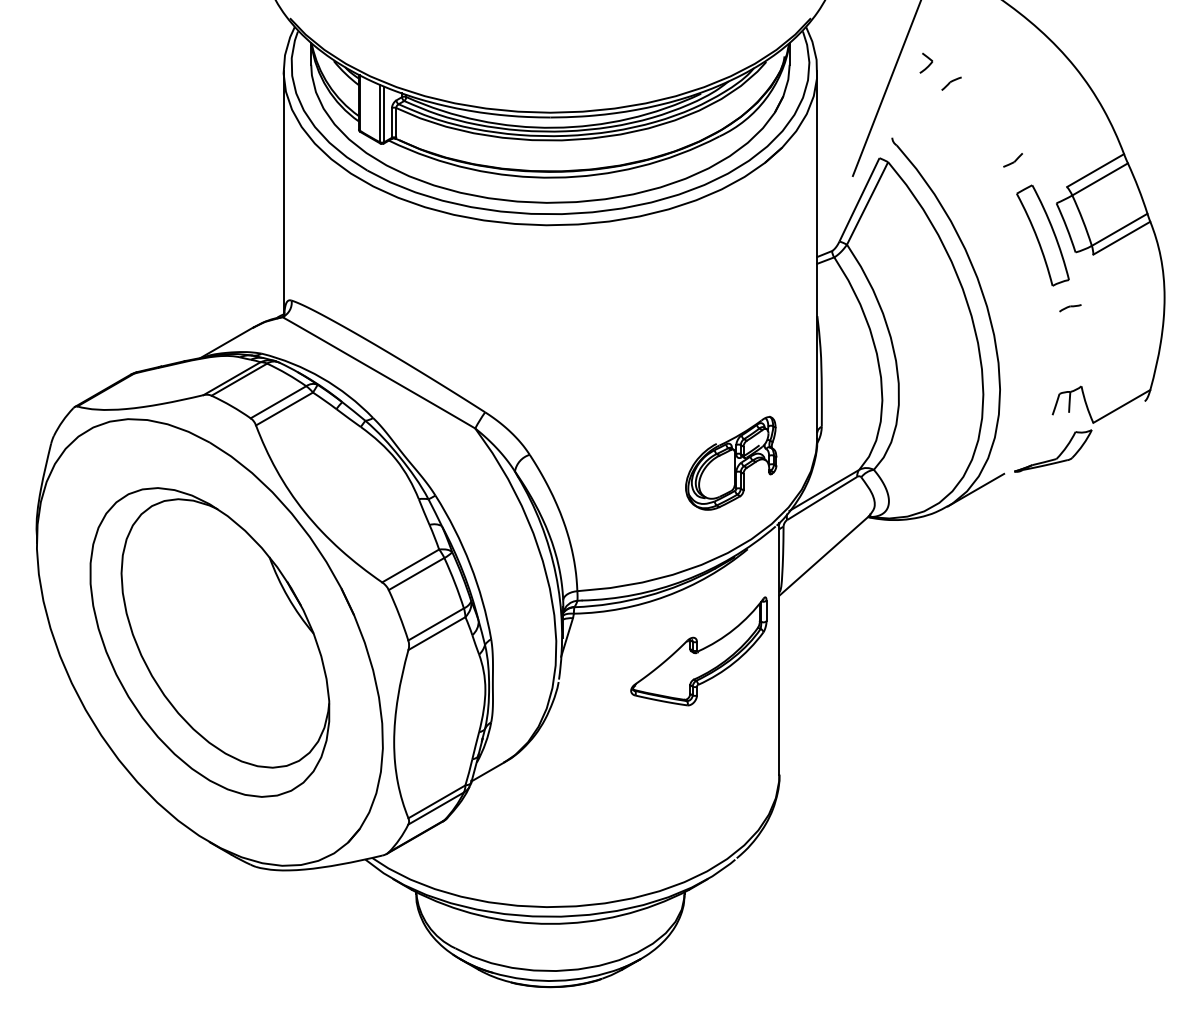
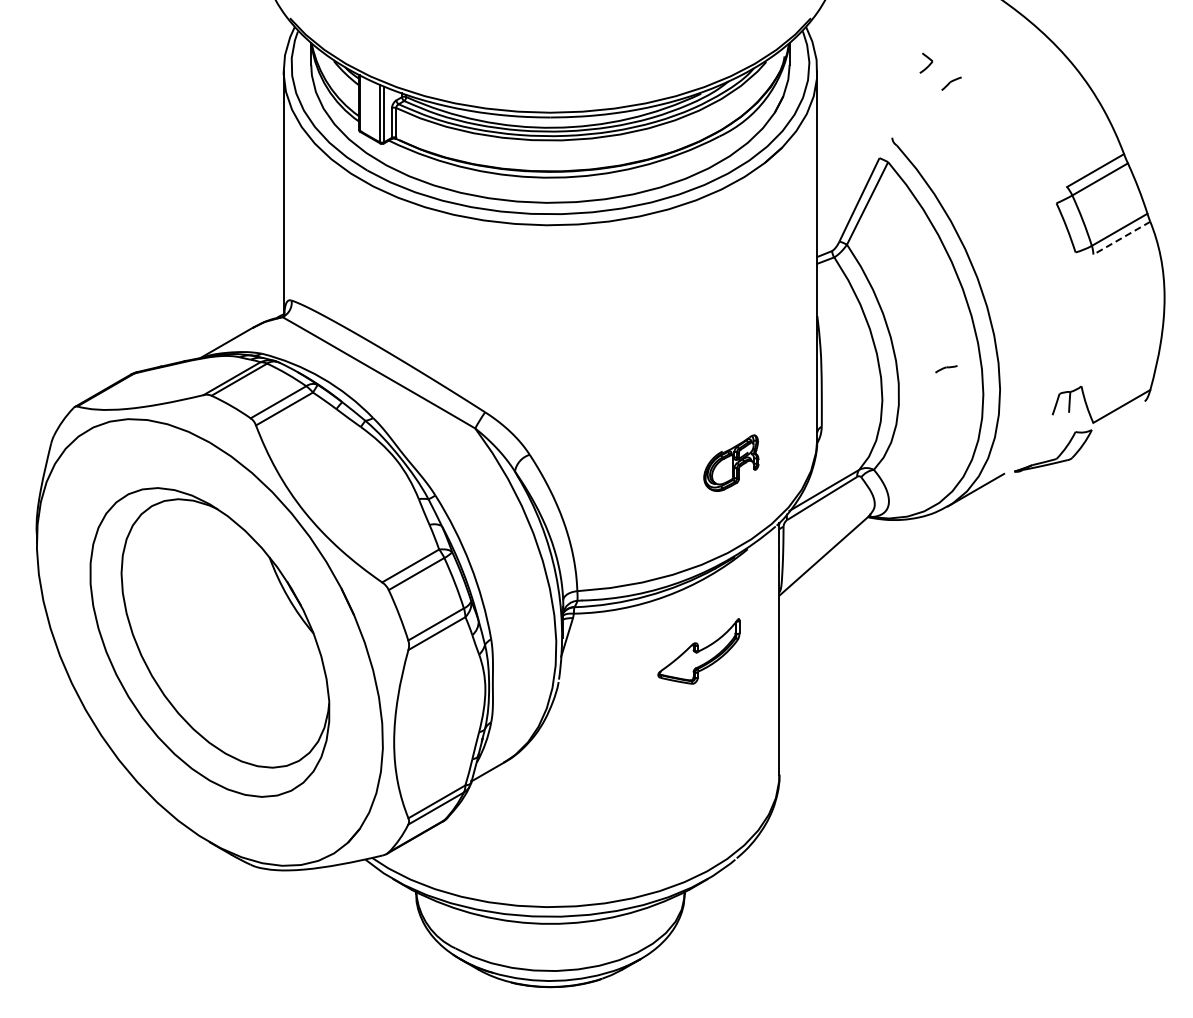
line: present -> none (886, 89)
part: present -> none (1012, 160)
part: present -> none (1042, 235)
line: solid -> dashed (1121, 238)
part position: (1070, 308) -> (946, 369) (946, 369)
part size: 93x96 px -> 57x58 px (731, 462)
part size: 138x111 px -> 84x67 px (698, 651)
